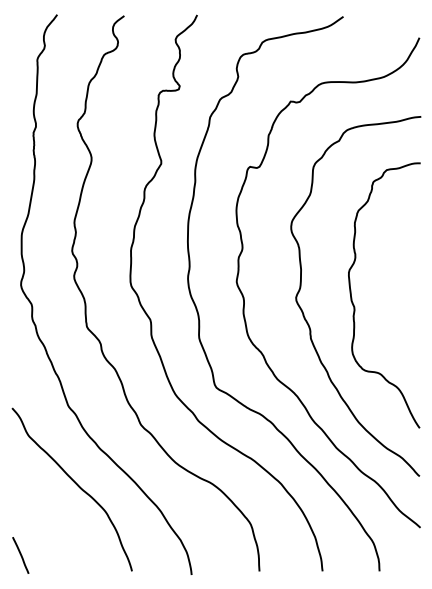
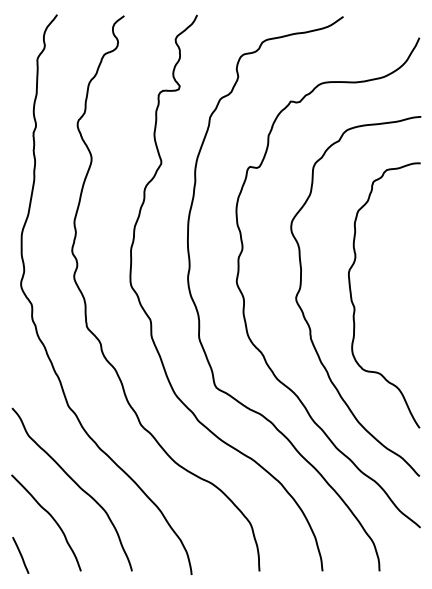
curve: none -> present (52, 519)
